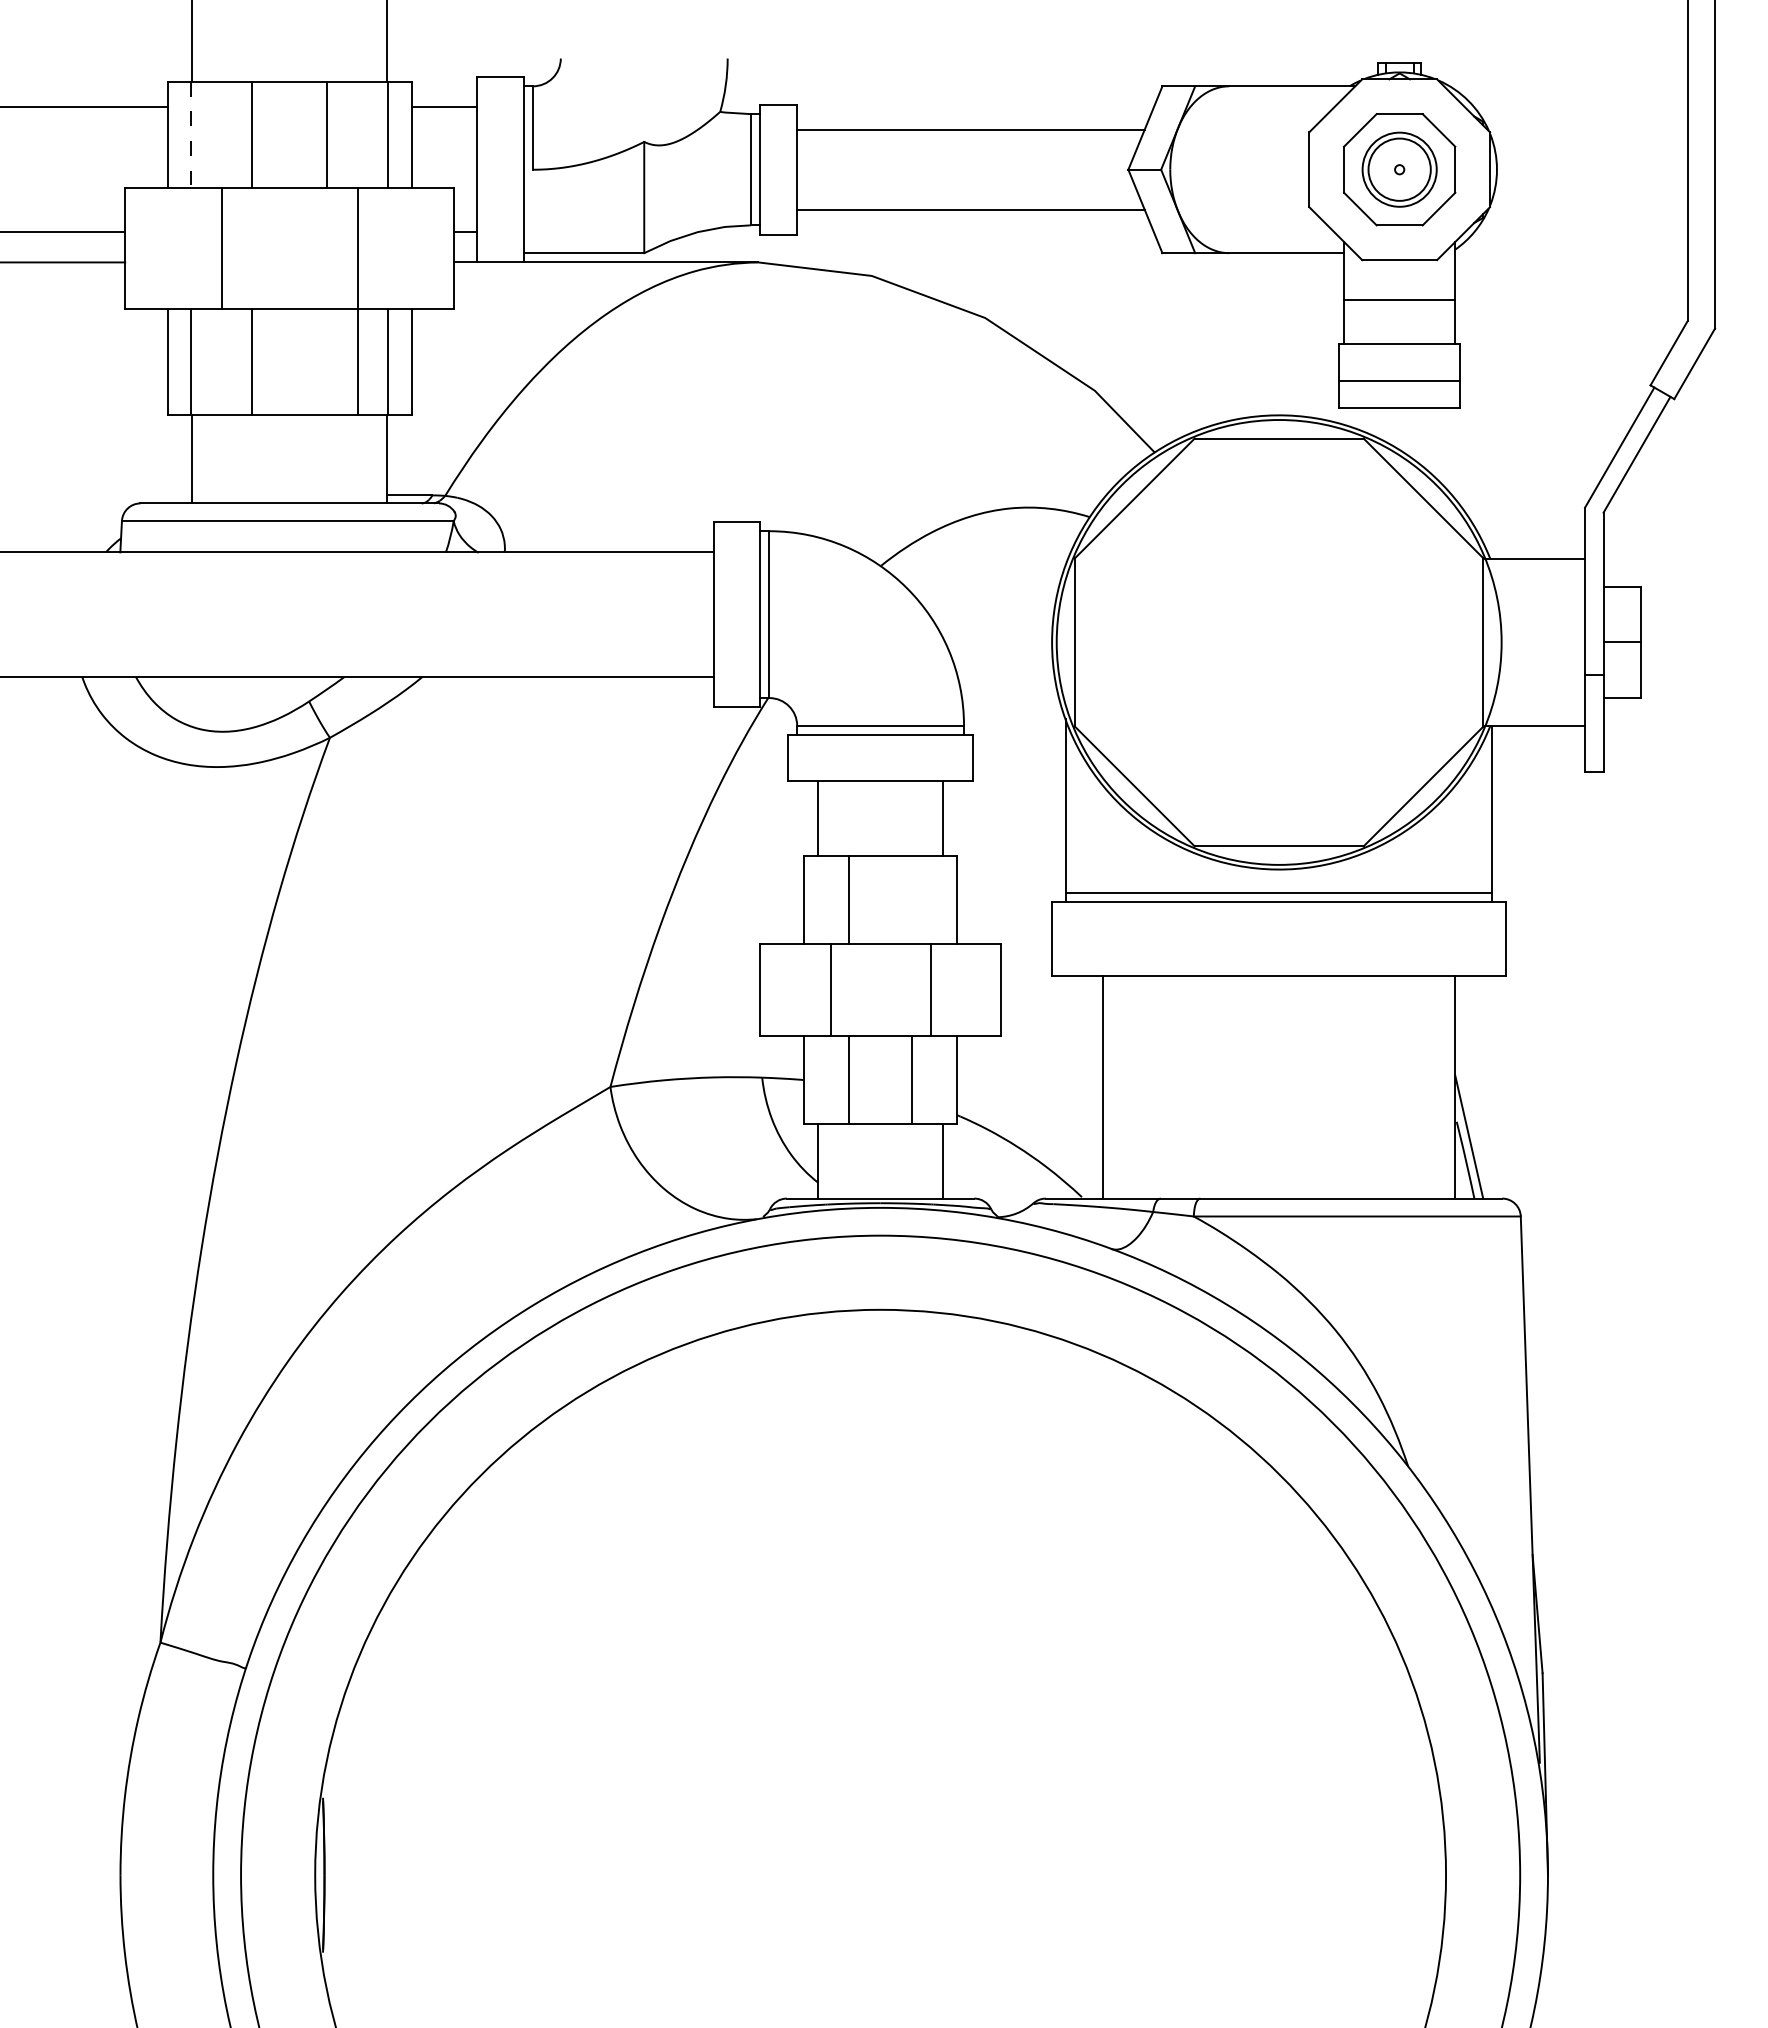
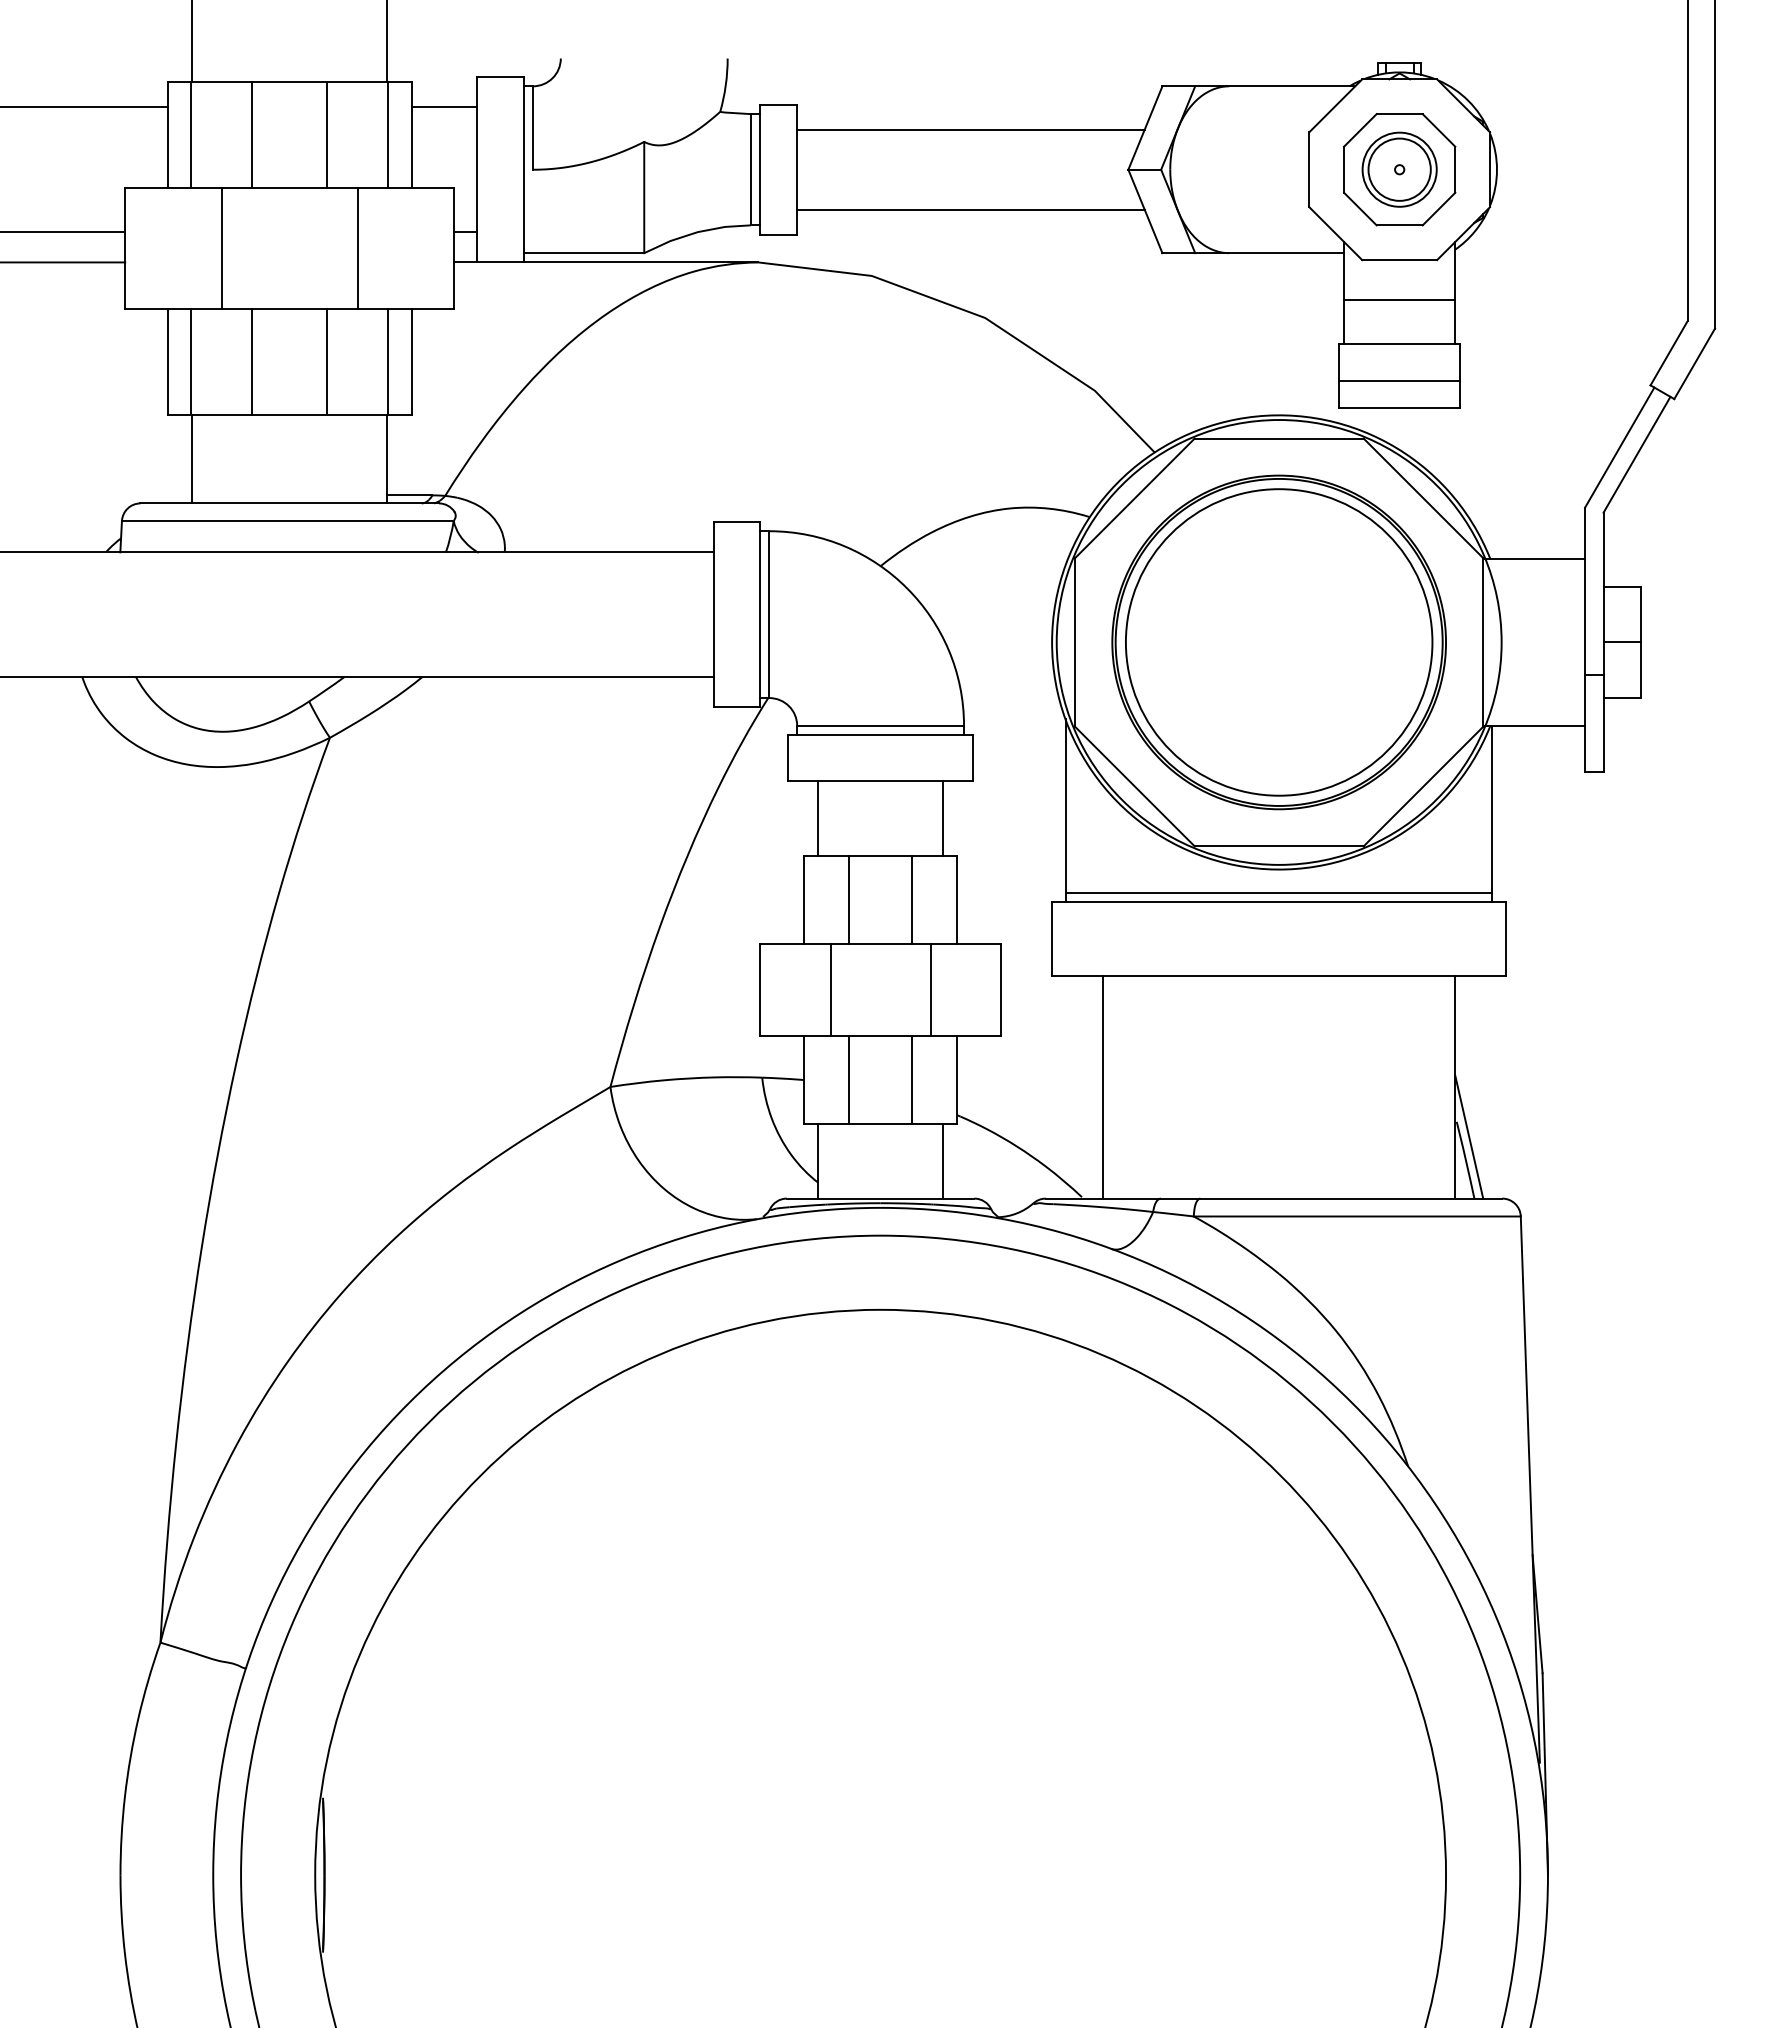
line: dashed -> solid (191, 135)
line position: (358, 361) -> (327, 361) (327, 361)
part: none -> present (1278, 642)
line: none -> present (912, 899)
